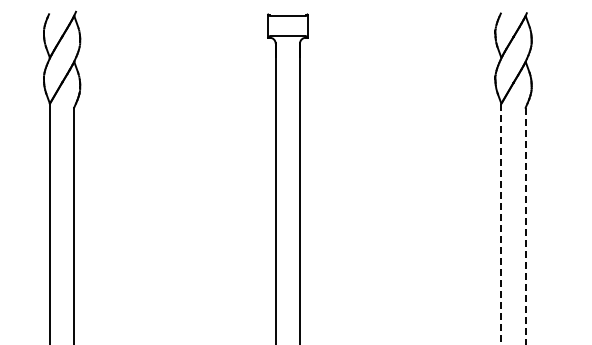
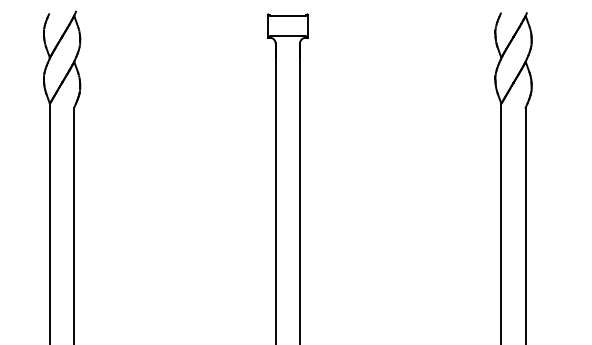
line: dashed -> solid (501, 223)
line: dashed -> solid (525, 226)
